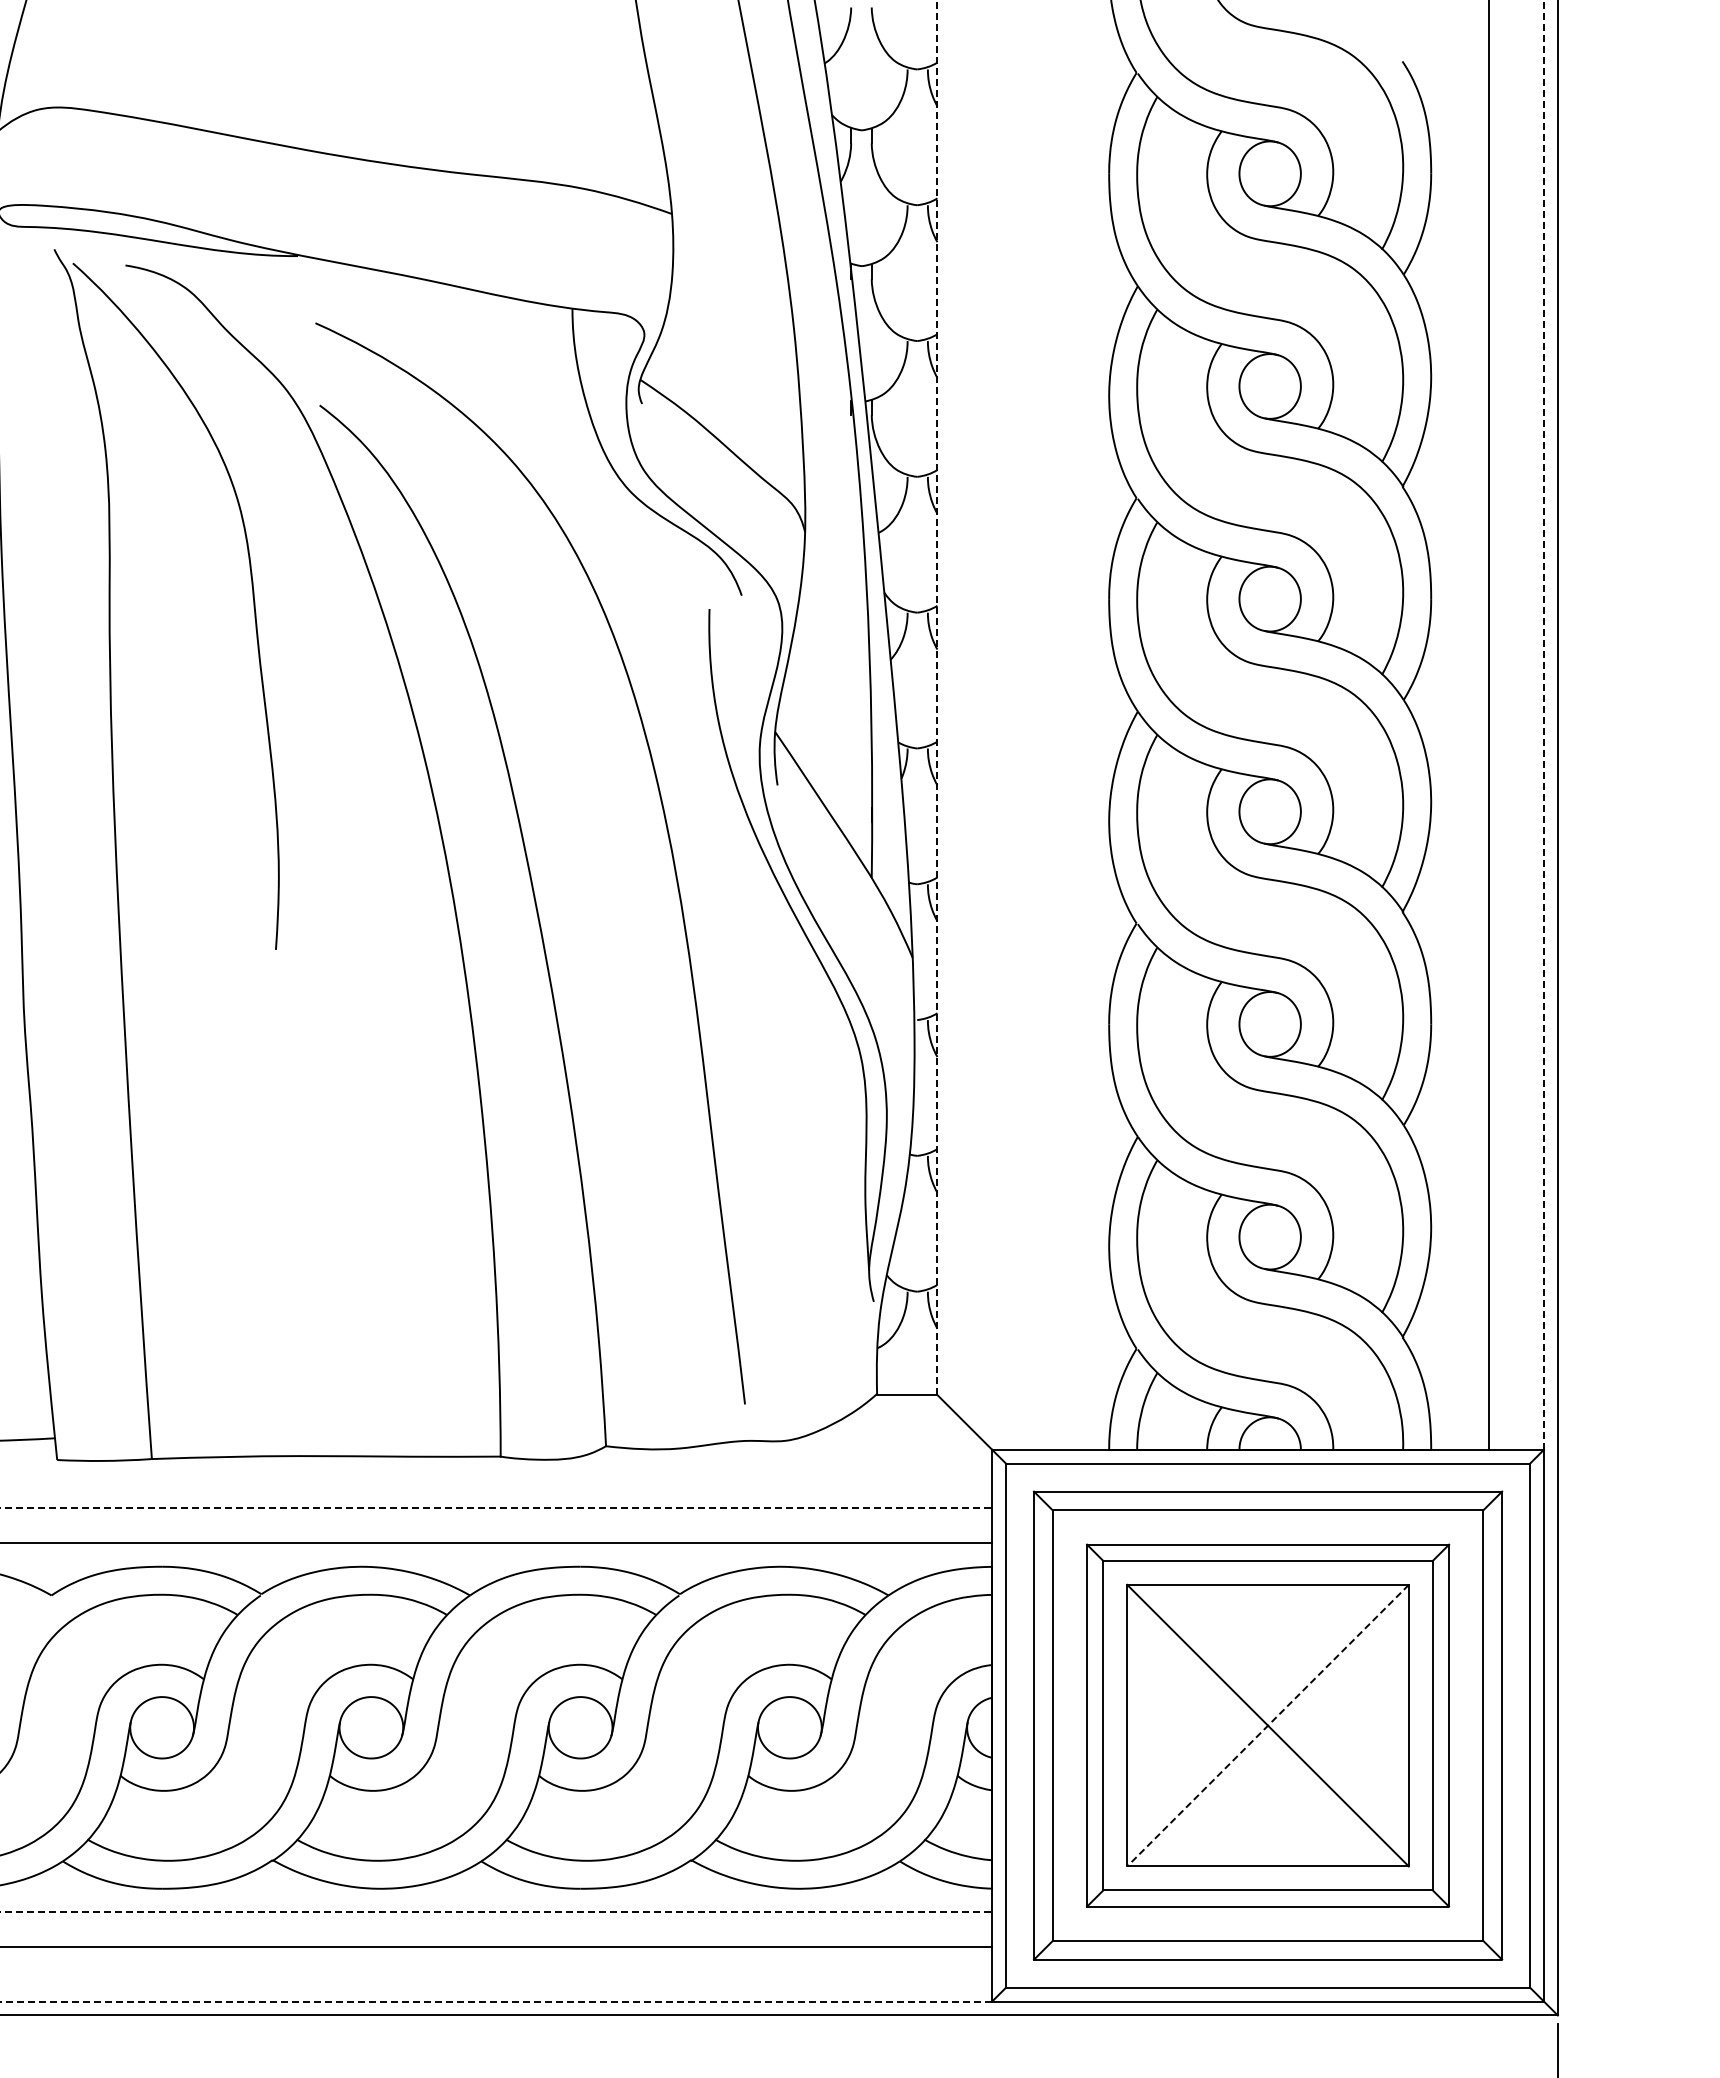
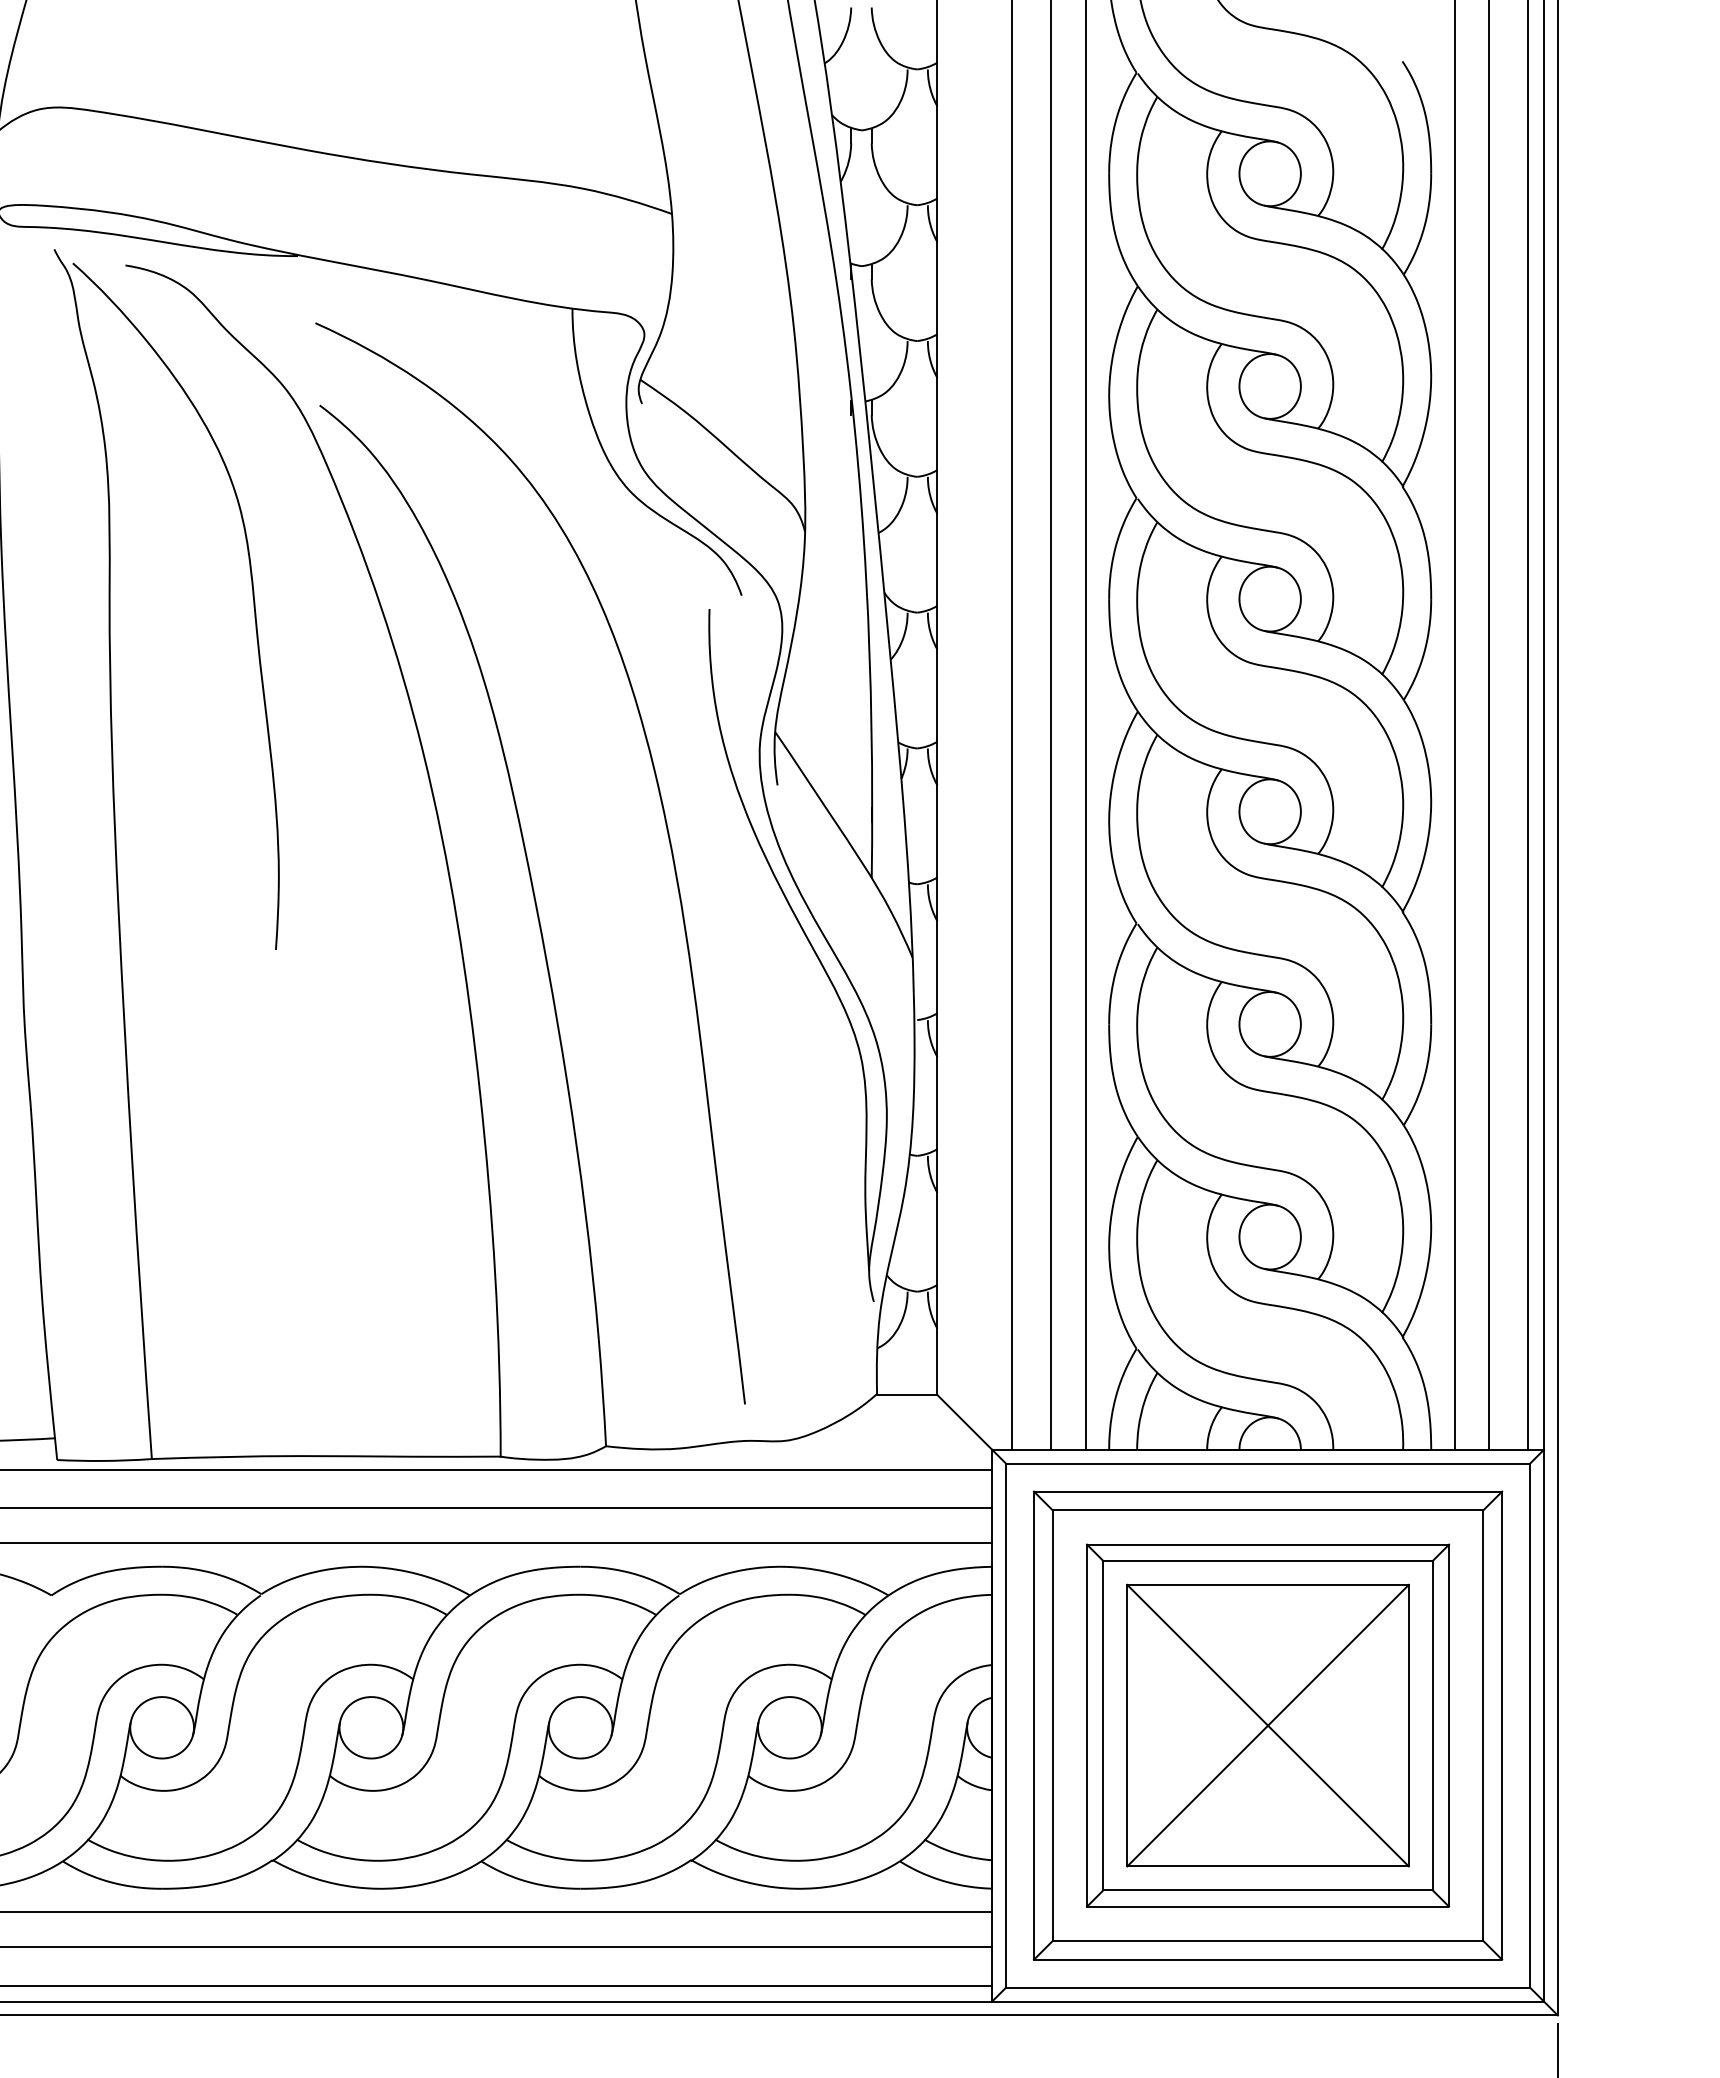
line: dashed -> solid (937, 697)
line: dashed -> solid (1543, 724)
line: none -> present (1012, 725)
line: none -> present (1050, 725)
line: none -> present (1085, 725)
line: none -> present (1454, 725)
line: none -> present (1528, 725)
line: none -> present (497, 1469)
line: dashed -> solid (496, 1508)
line: dashed -> solid (1267, 1726)
line: dashed -> solid (496, 1912)
line: none -> present (497, 1985)
line: dashed -> solid (496, 2001)
